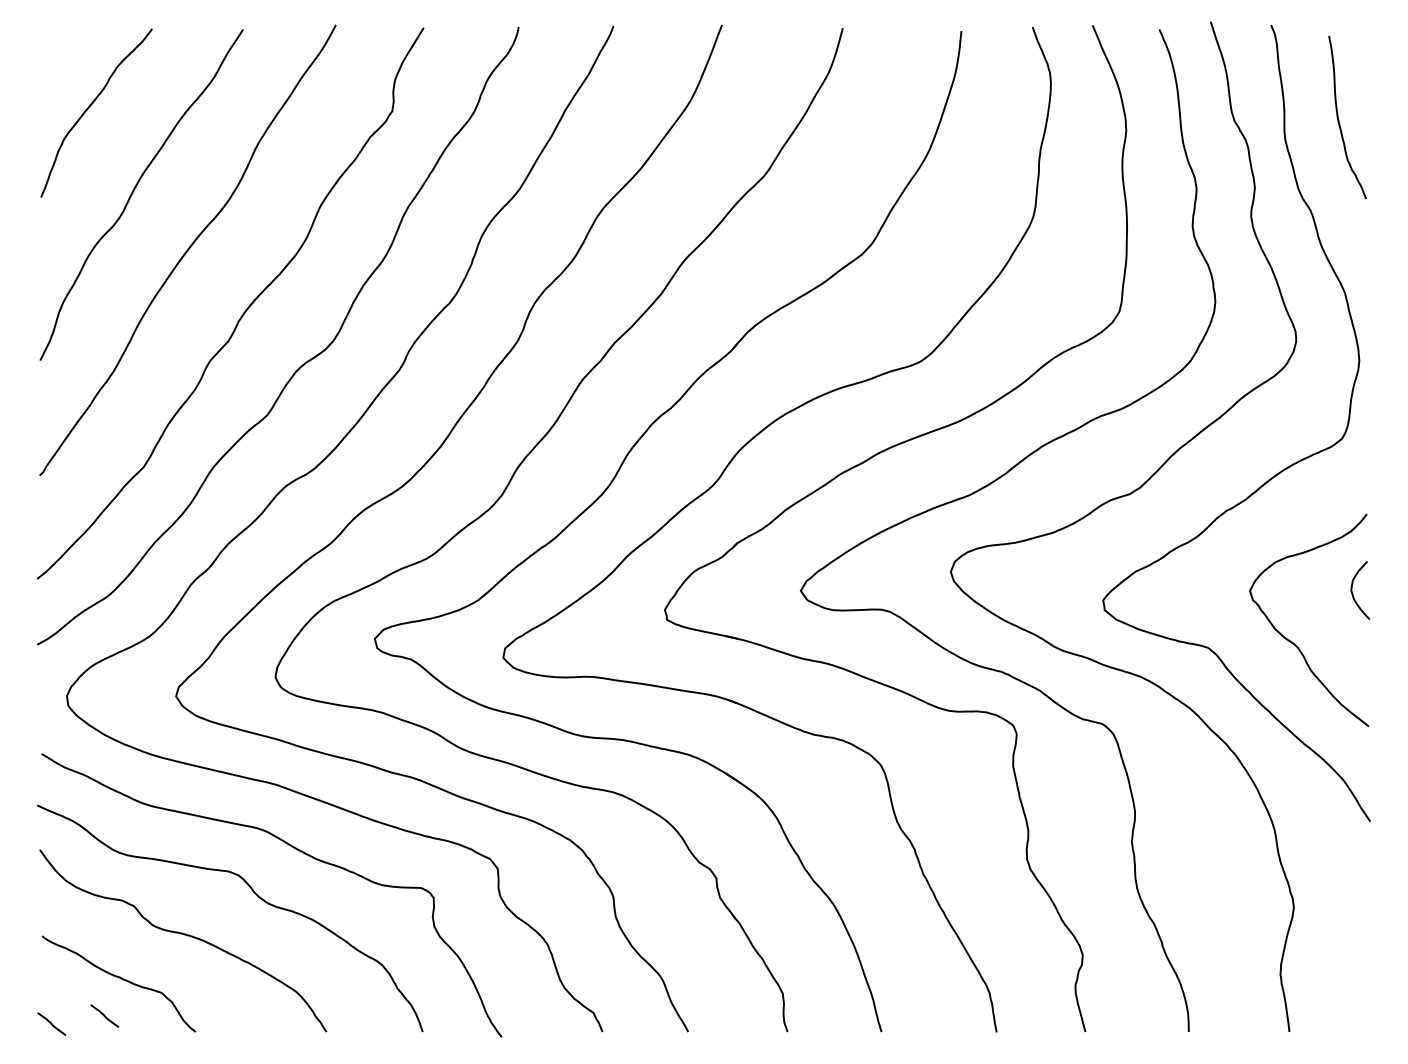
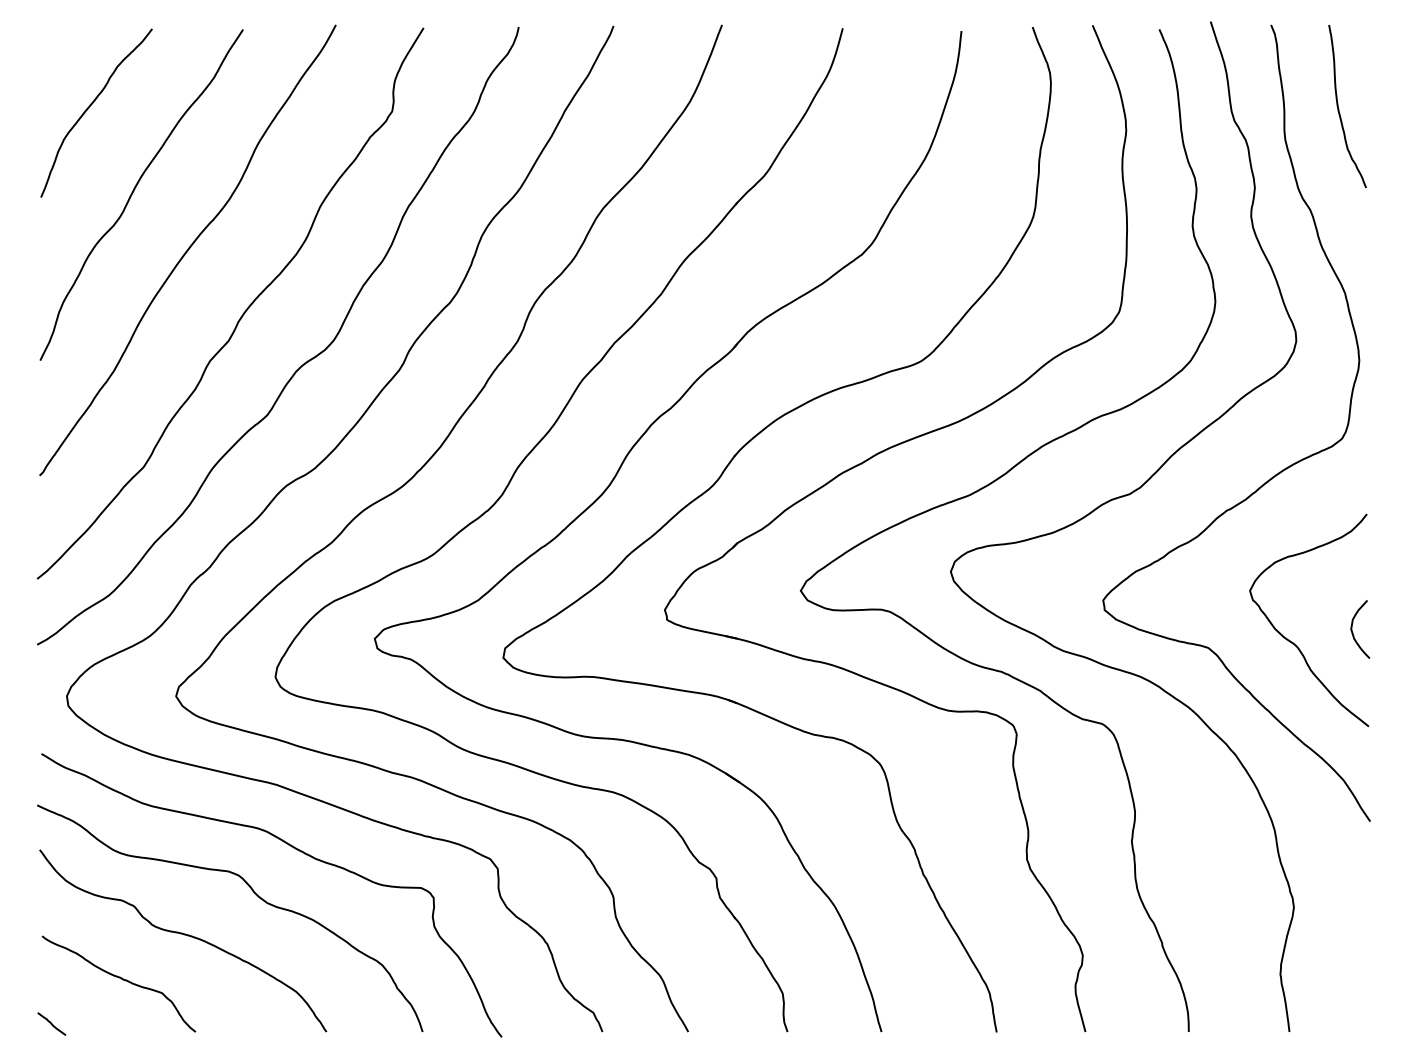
curve position: (1339, 119) -> (1339, 108) (1339, 108)
curve position: (1353, 593) -> (1353, 632) (1353, 632)
line: present -> none (104, 1015)
